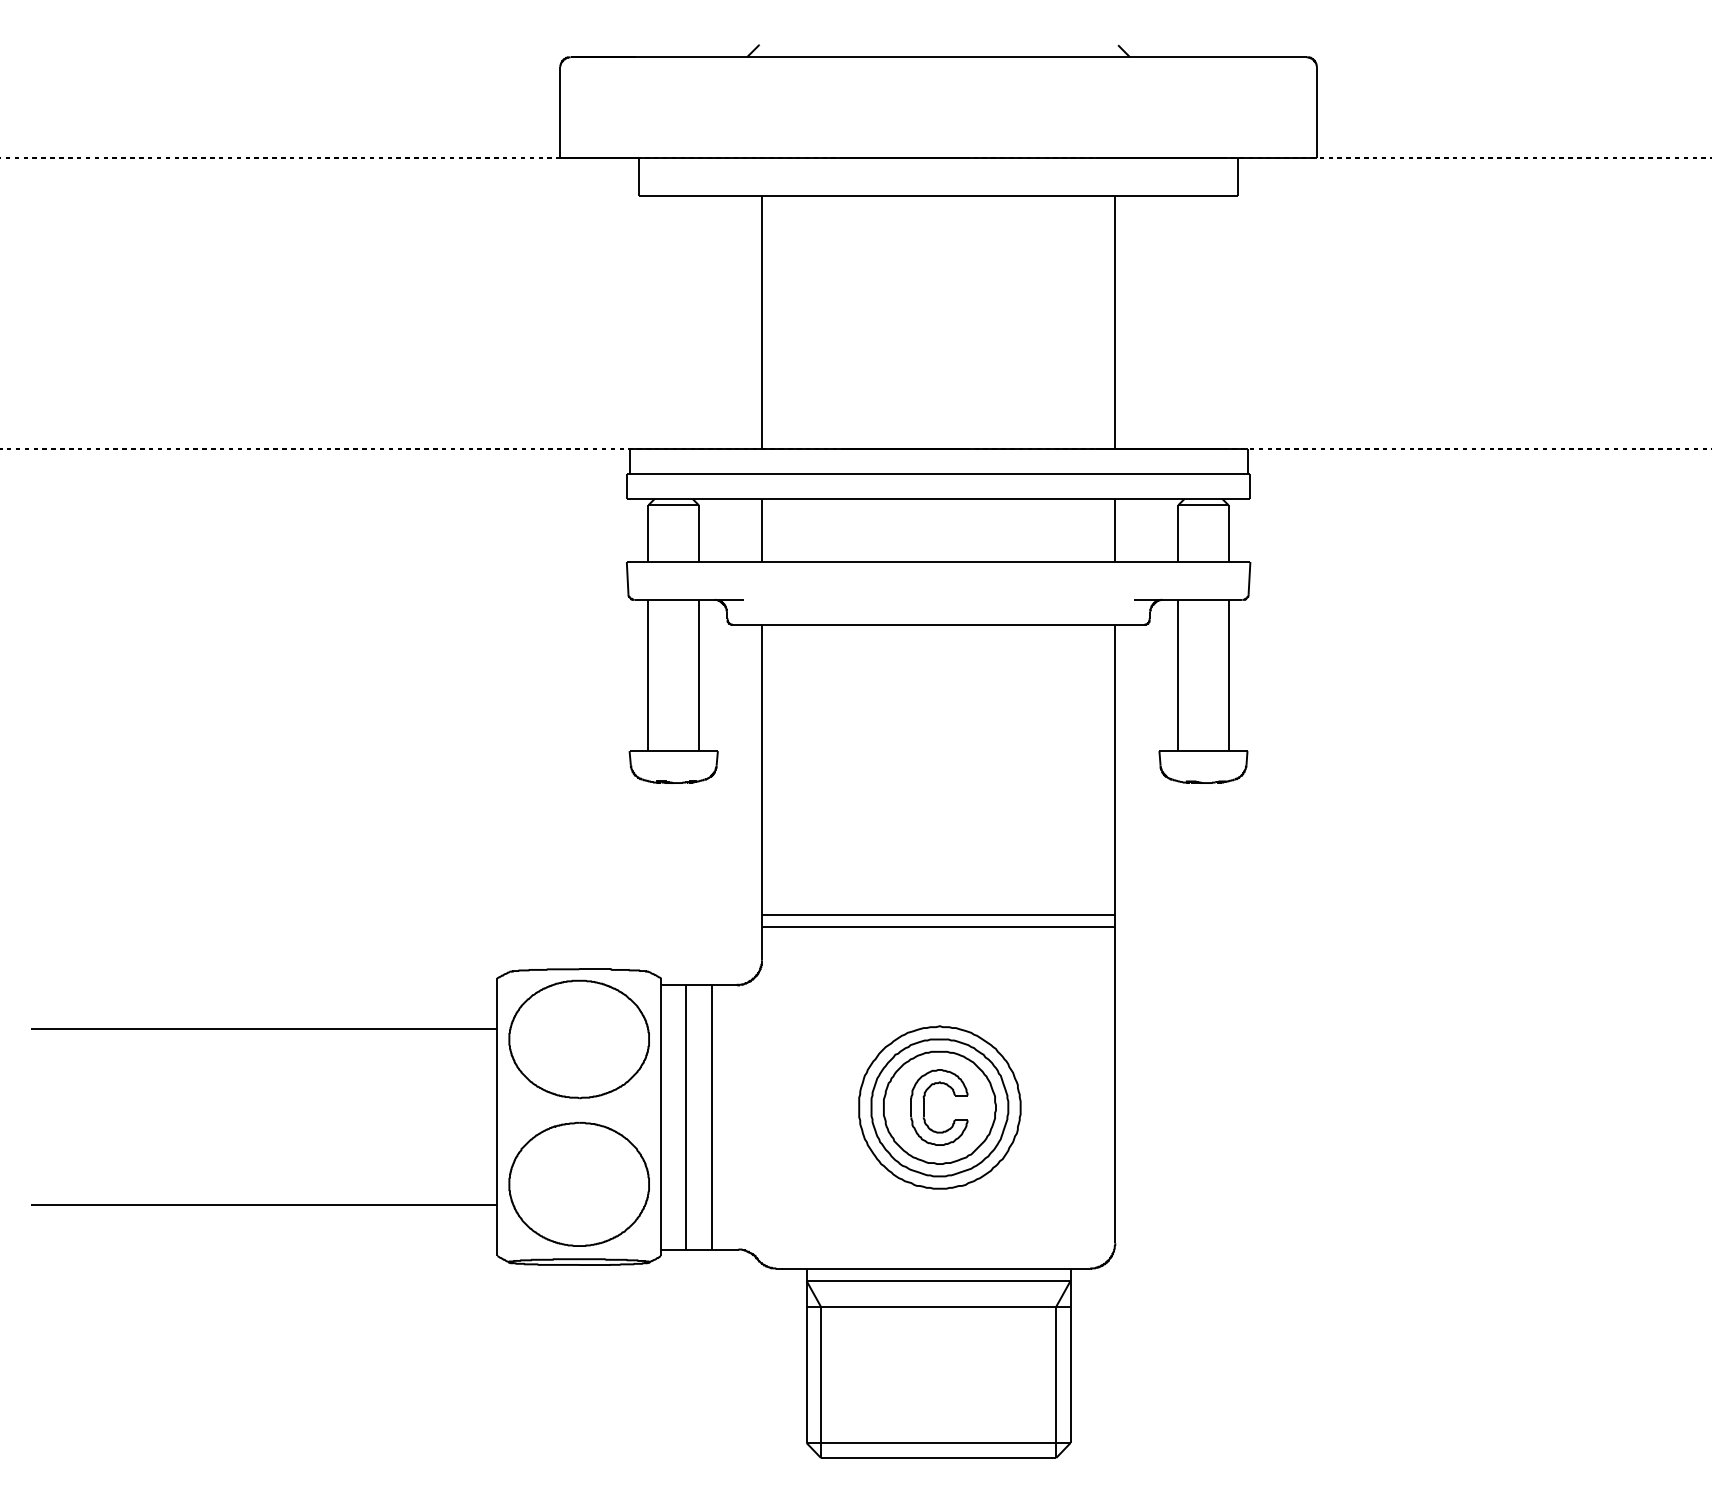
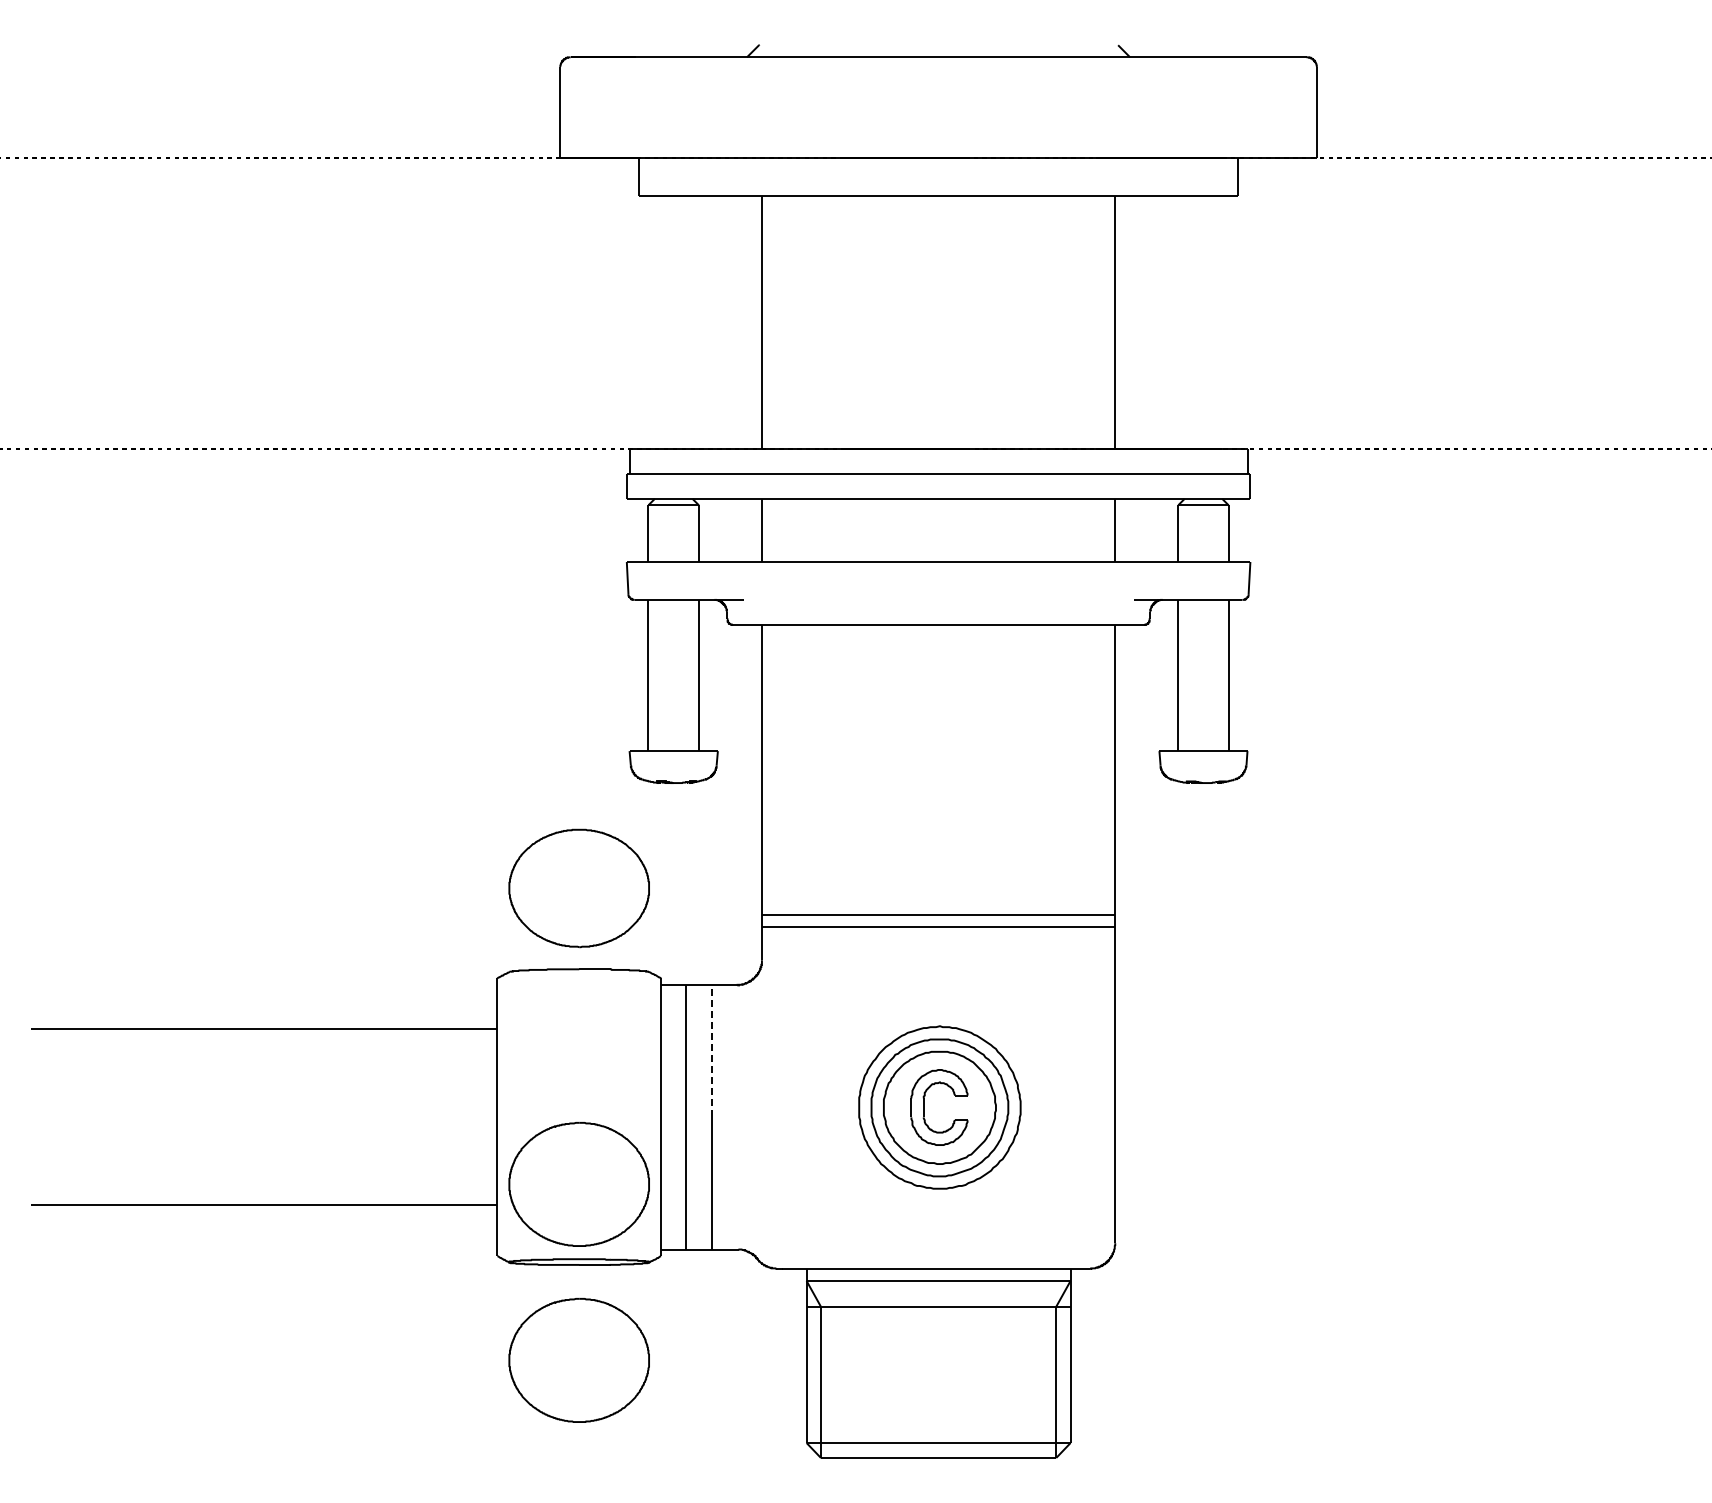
part position: (578, 1039) -> (578, 888) (578, 888)
line: solid -> dashed (712, 1050)
part: none -> present (578, 1360)
